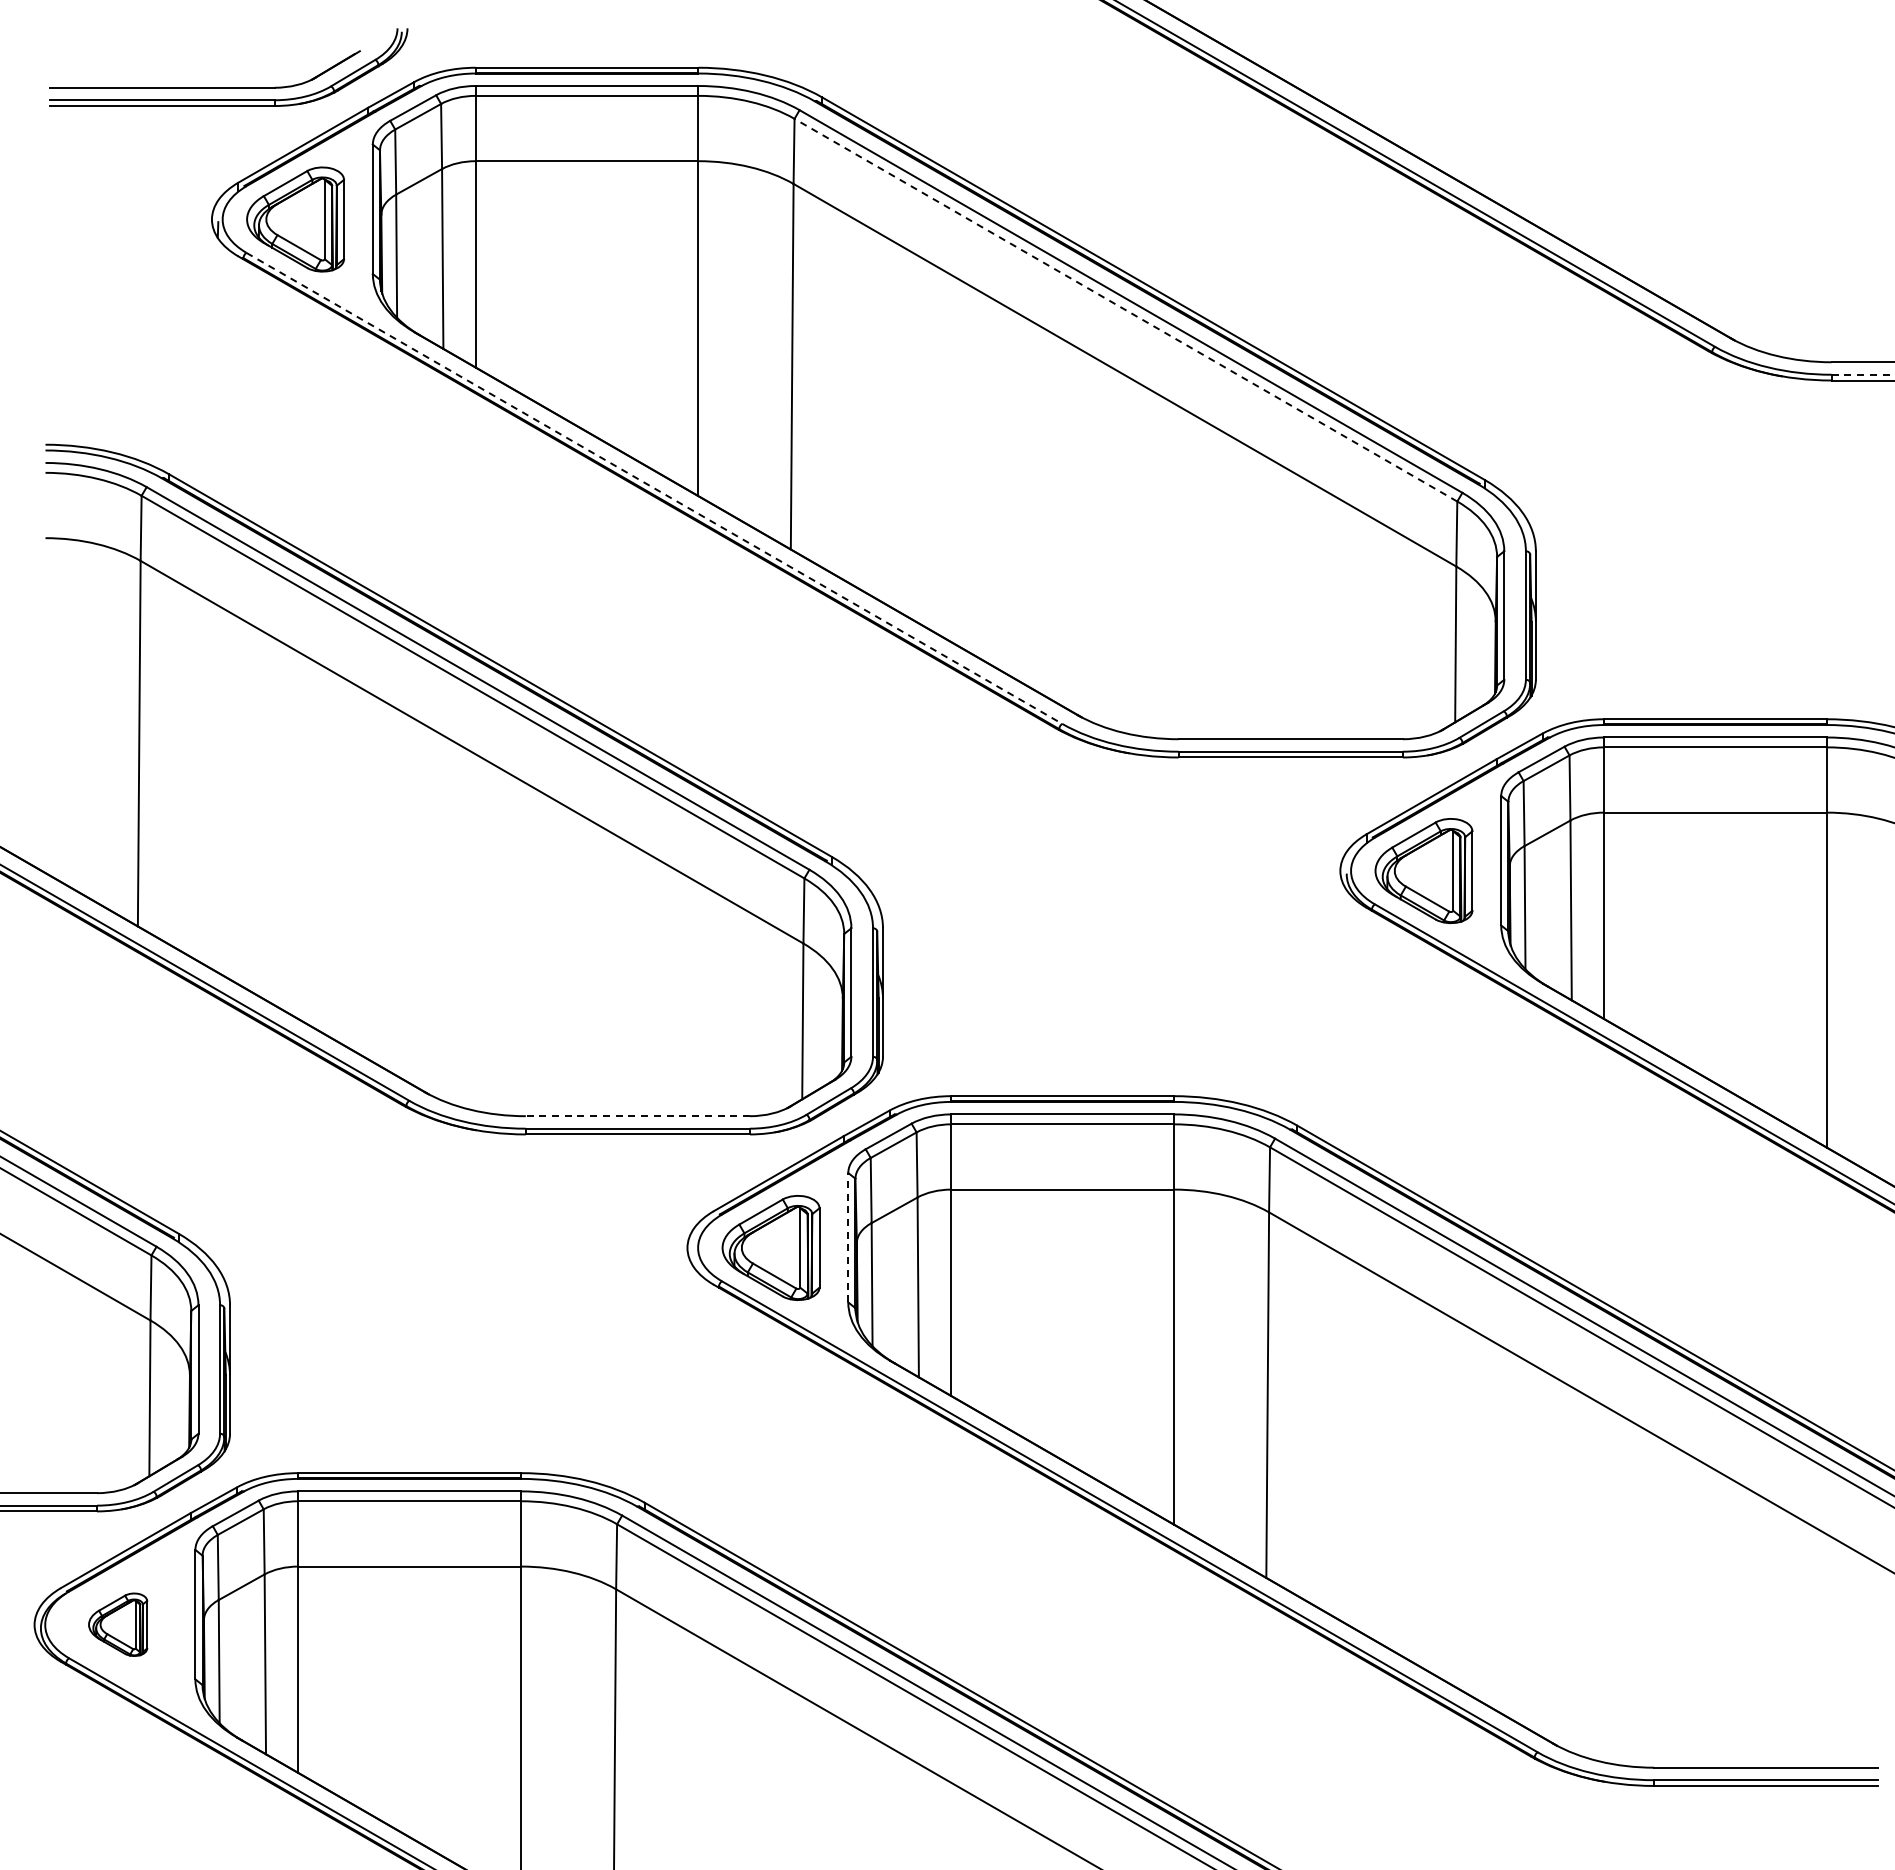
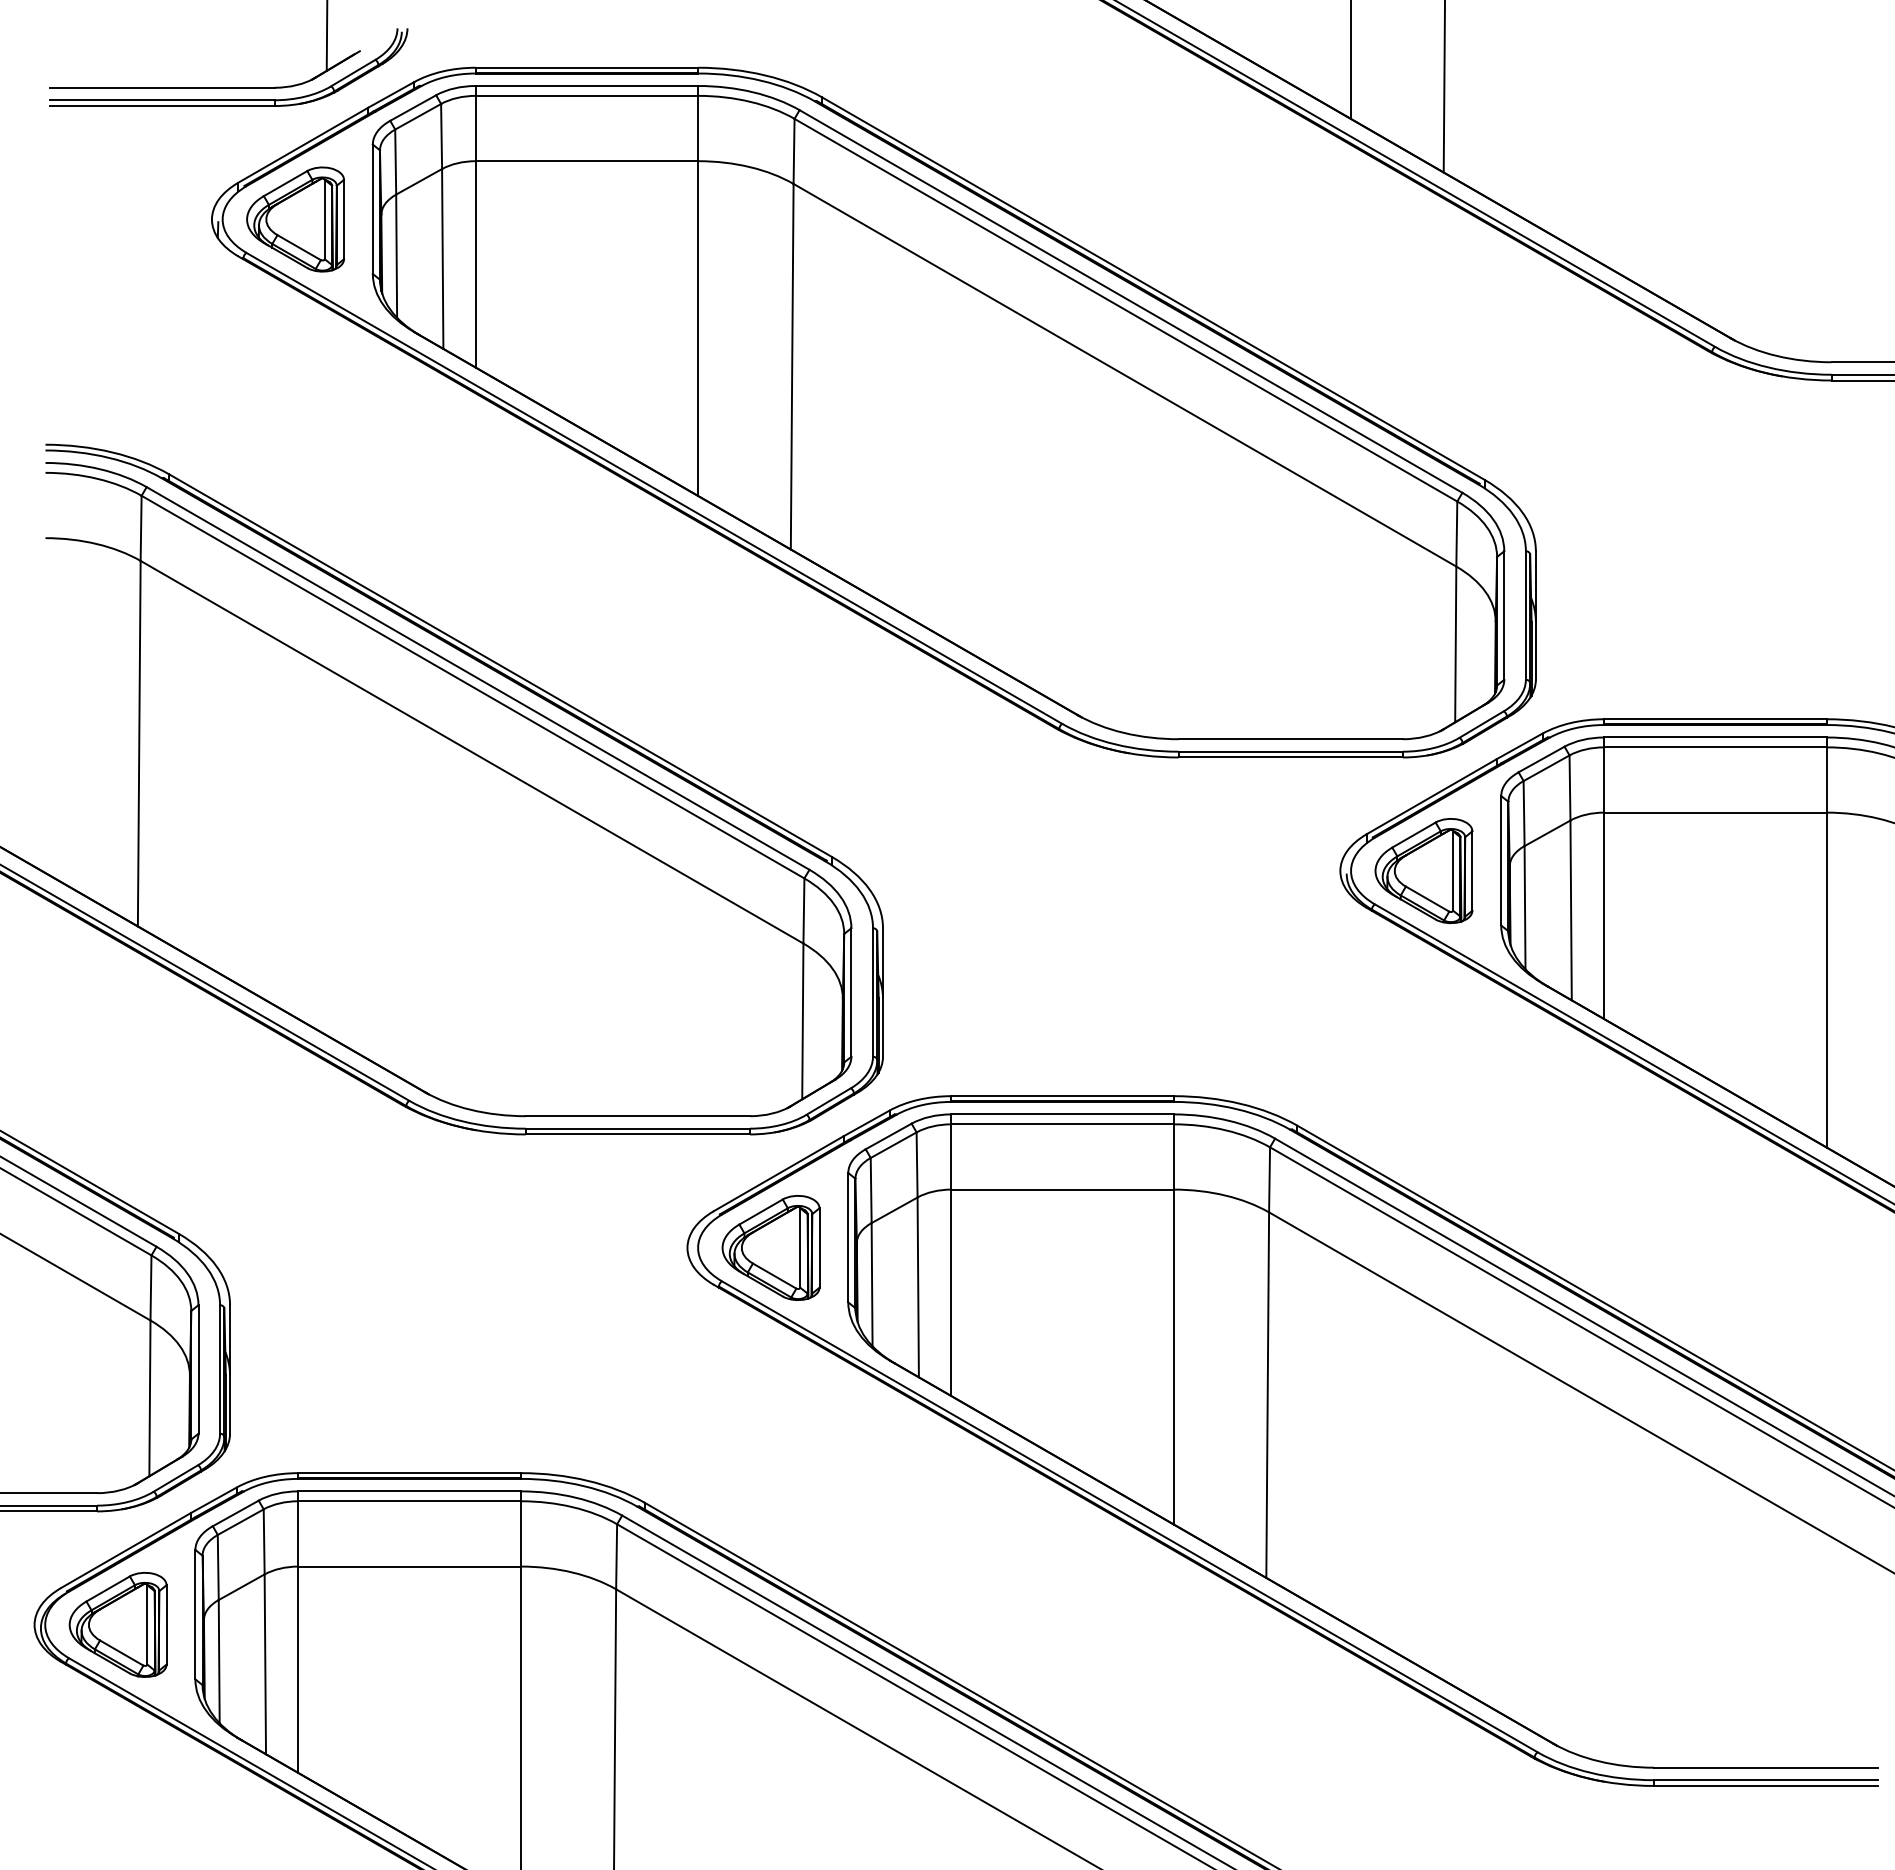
line: none -> present (326, 36)
line: none -> present (1351, 60)
line: none -> present (1444, 87)
line: dashed -> solid (1125, 310)
line: dashed -> solid (1863, 374)
line: dashed -> solid (654, 488)
line: dashed -> solid (637, 1116)
line: dashed -> solid (848, 1237)
part size: 61x65 px -> 100x107 px (117, 1624)
